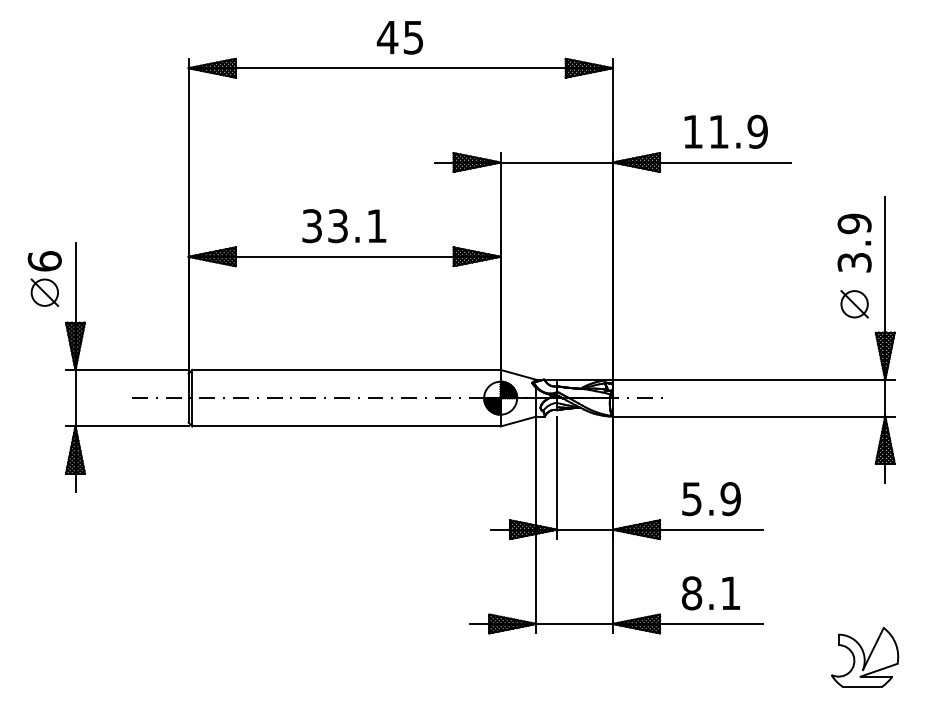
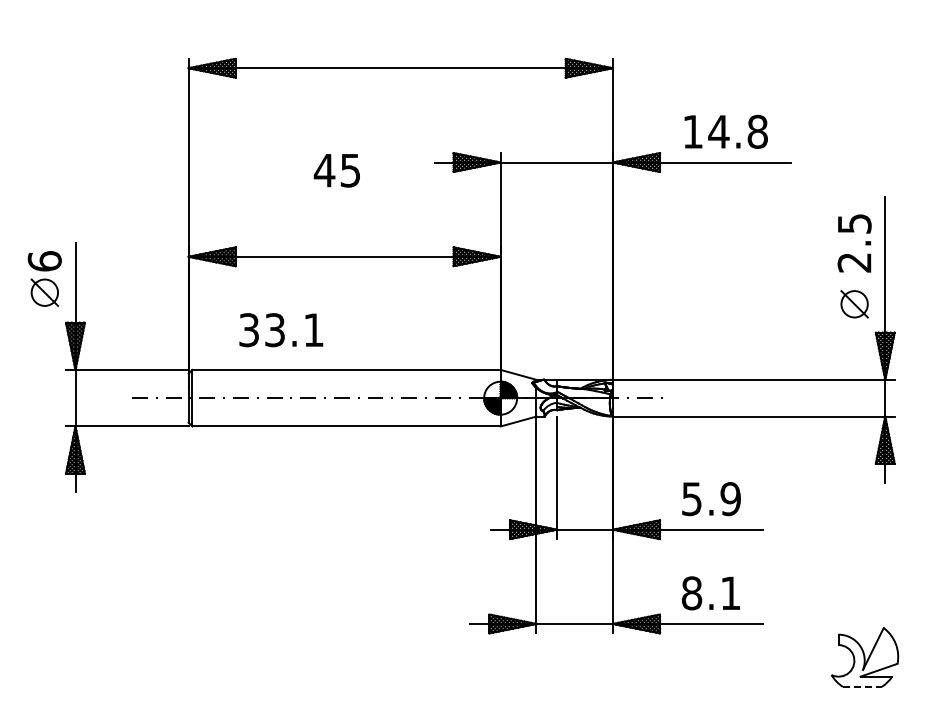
text position: (399, 37) -> (336, 170) (336, 170)
text: 11.9 -> 14.8 (737, 131)
text position: (344, 226) -> (281, 330) (281, 330)
text: 3.9 -> 2.5 (854, 242)
line: solid -> dashed (862, 686)
